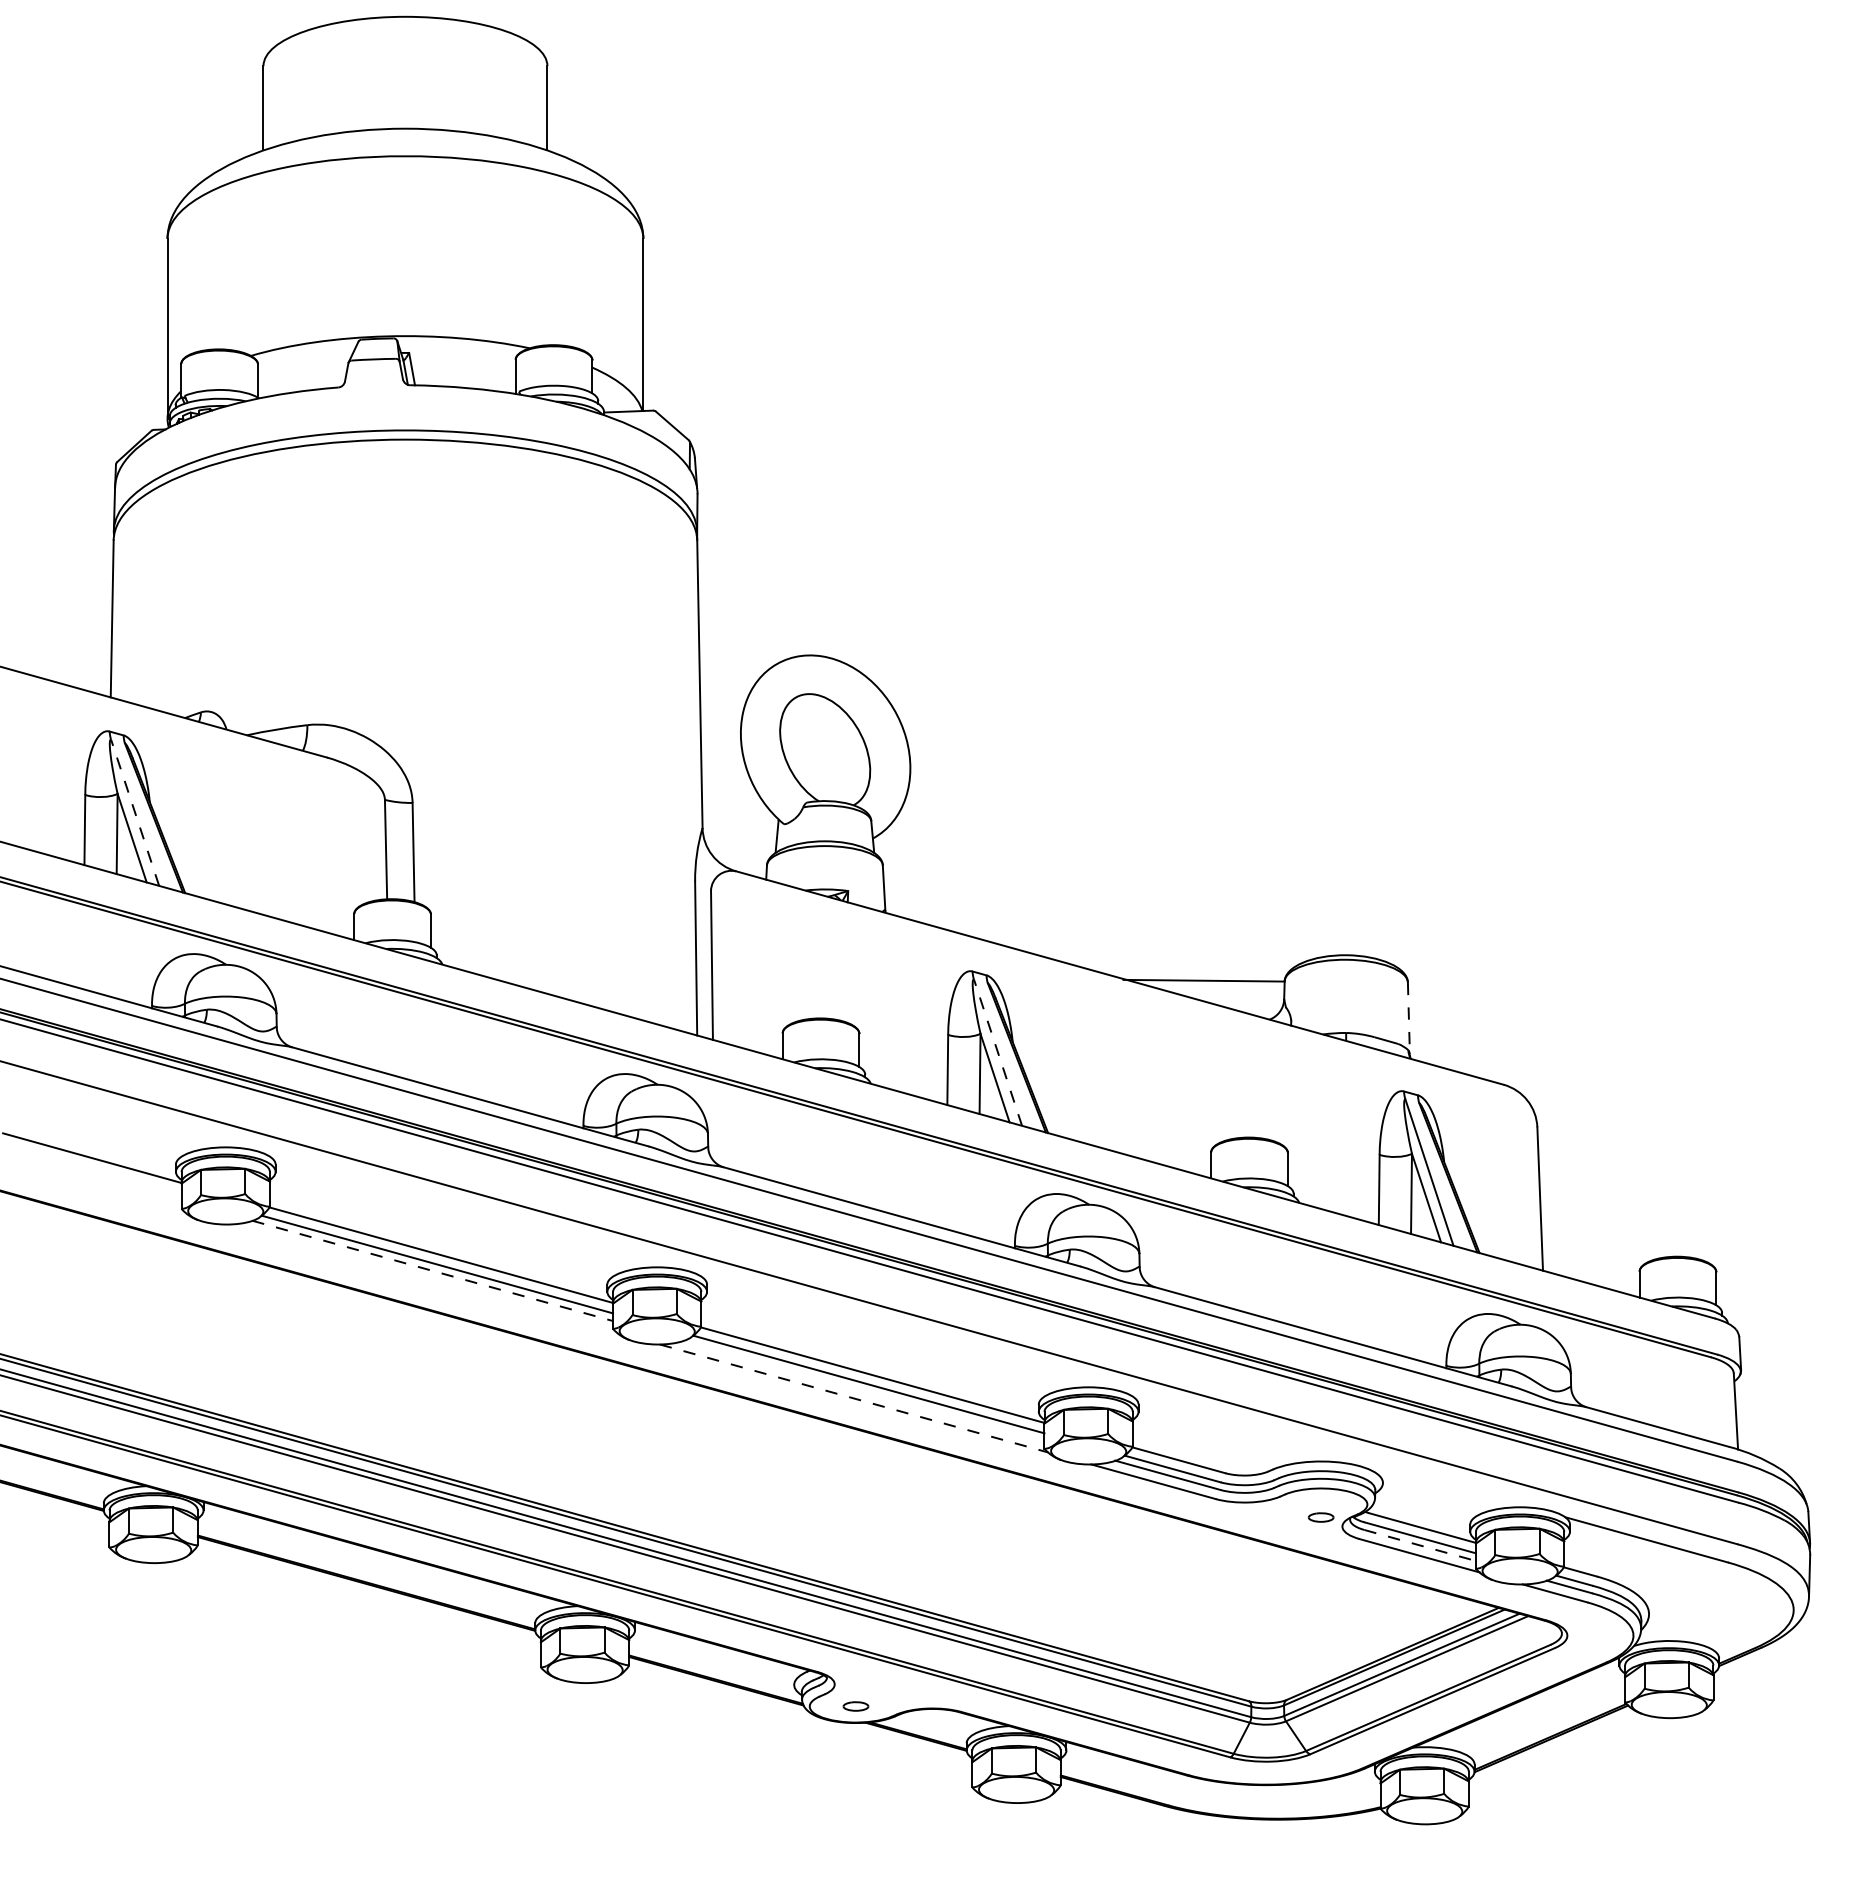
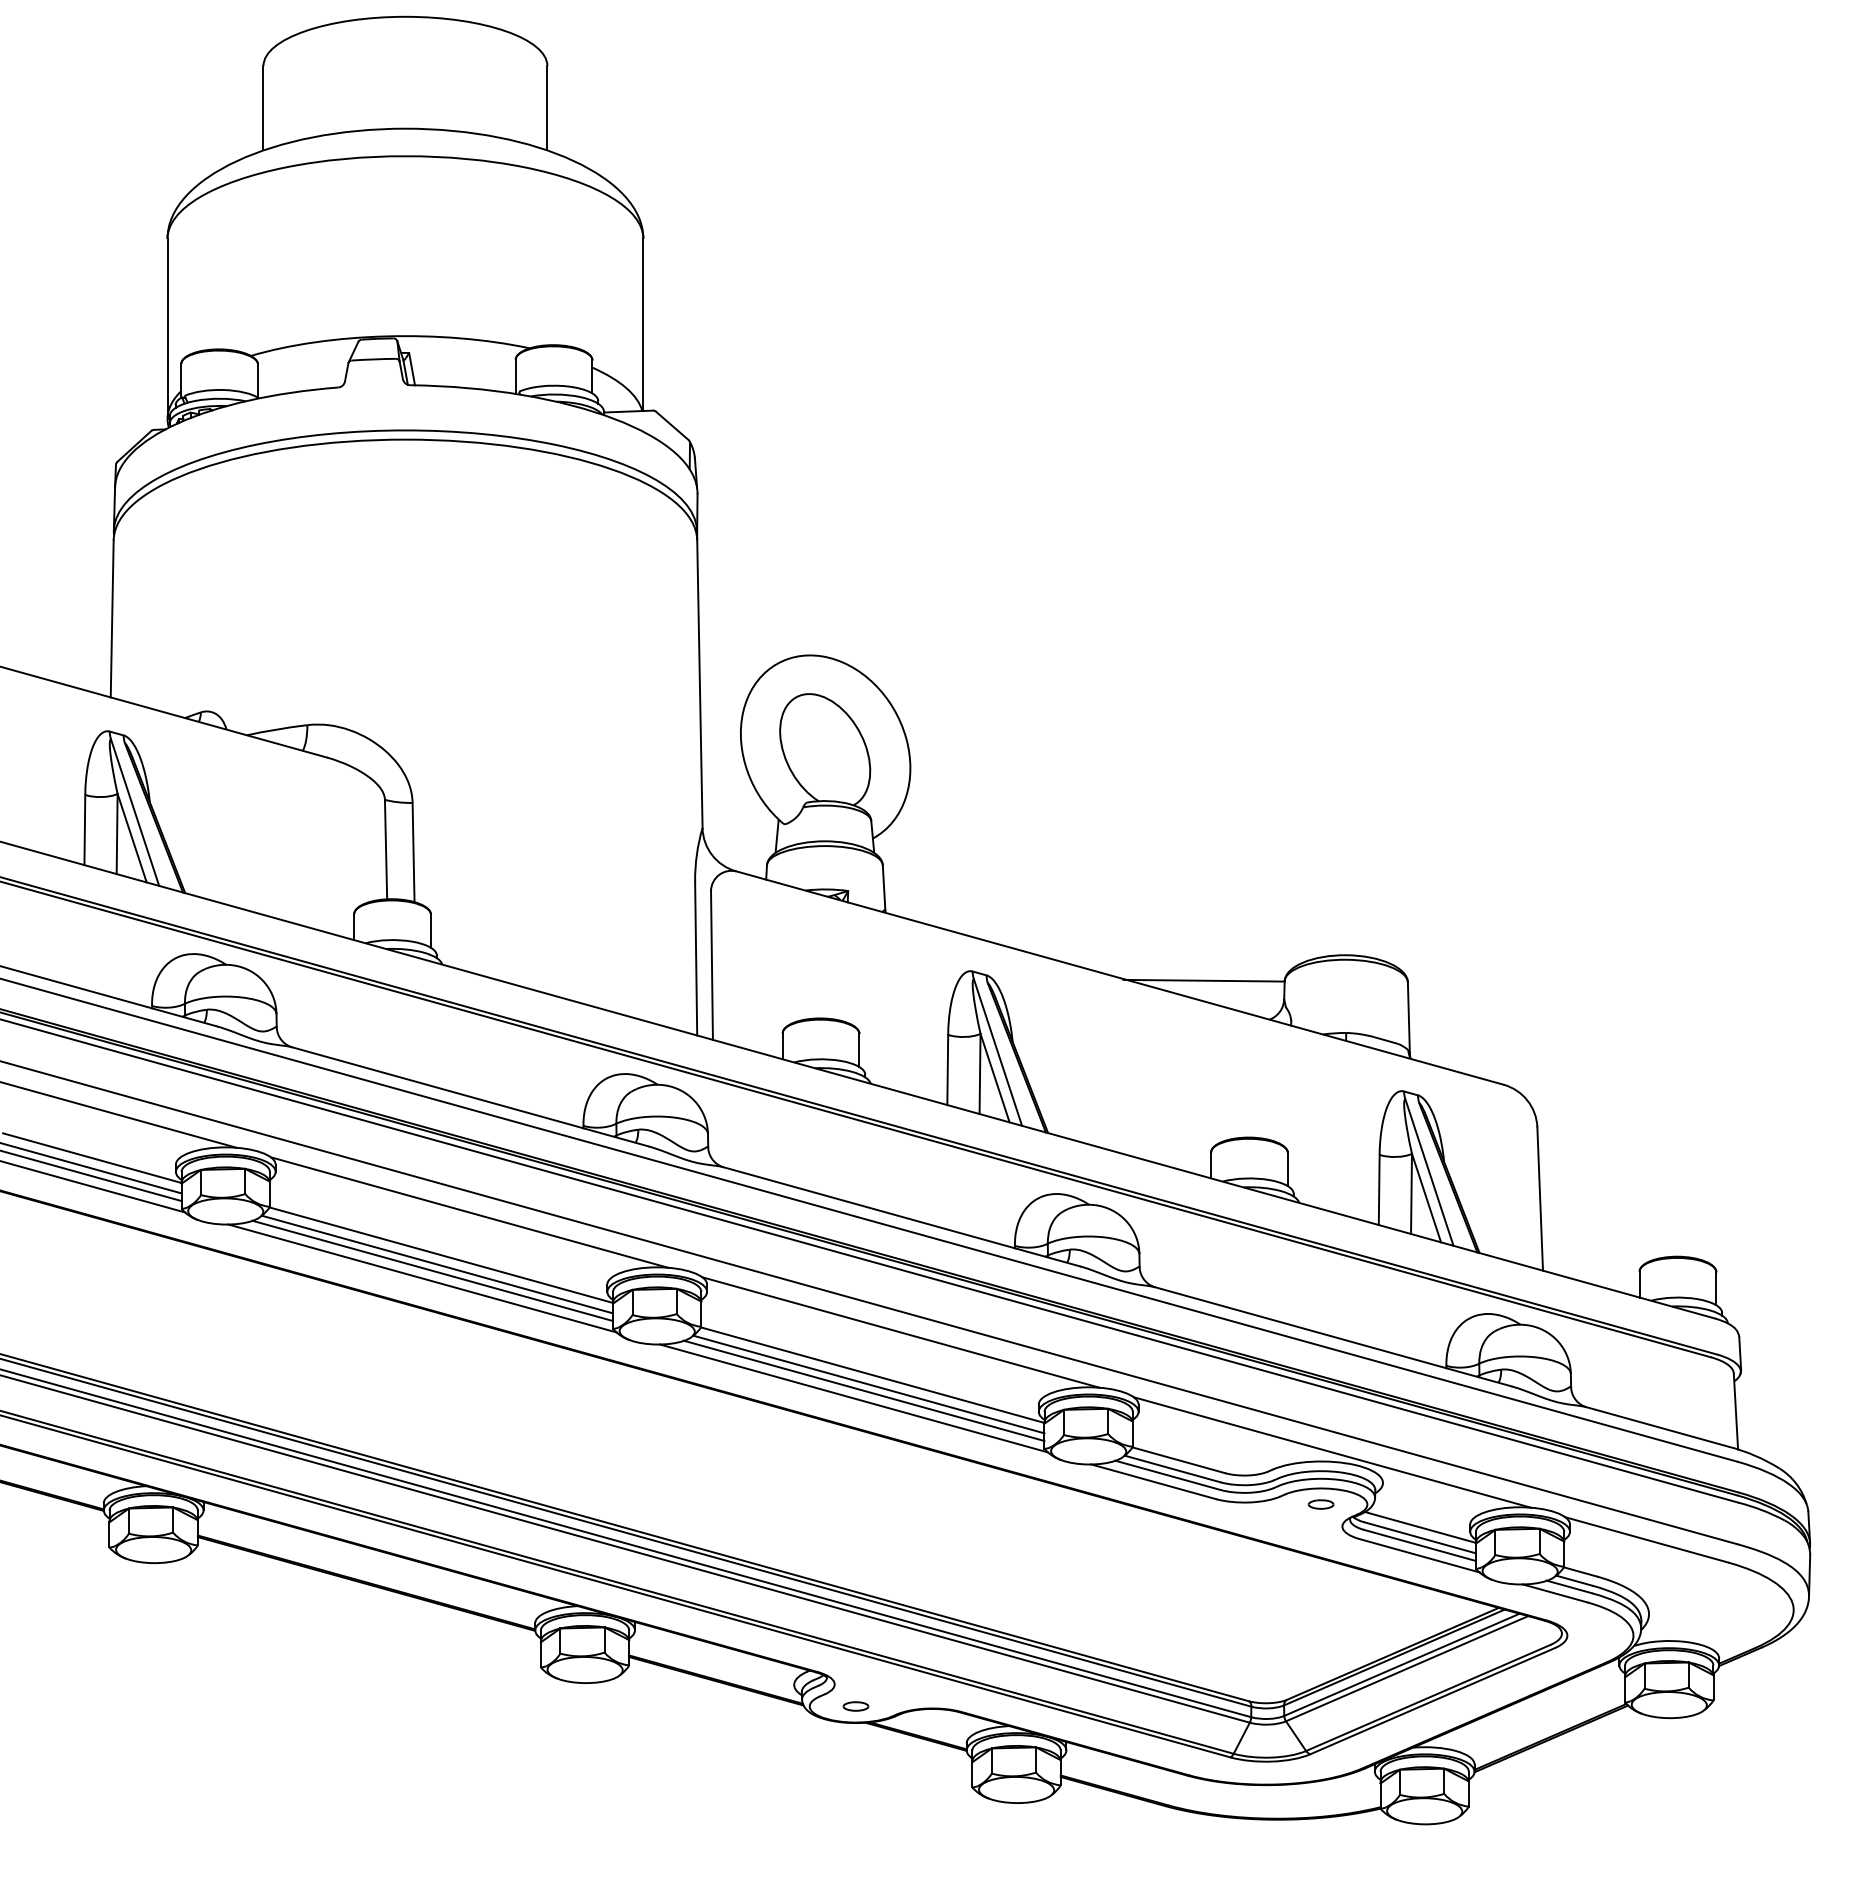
line: dashed -> solid (134, 812)
line: dashed -> solid (1408, 1019)
line: dashed -> solid (997, 1052)
line: none -> present (119, 1114)
line: none -> present (91, 1168)
line: none -> present (91, 1176)
line: none -> present (93, 1186)
line: none -> present (469, 1212)
line: dashed -> solid (433, 1271)
line: none -> present (422, 1278)
line: none -> present (900, 1332)
line: none -> present (863, 1390)
line: dashed -> solid (854, 1398)
line: none -> present (1332, 1452)
part position: (1320, 1517) -> (1320, 1504) (1320, 1504)
line: dashed -> solid (1420, 1545)
